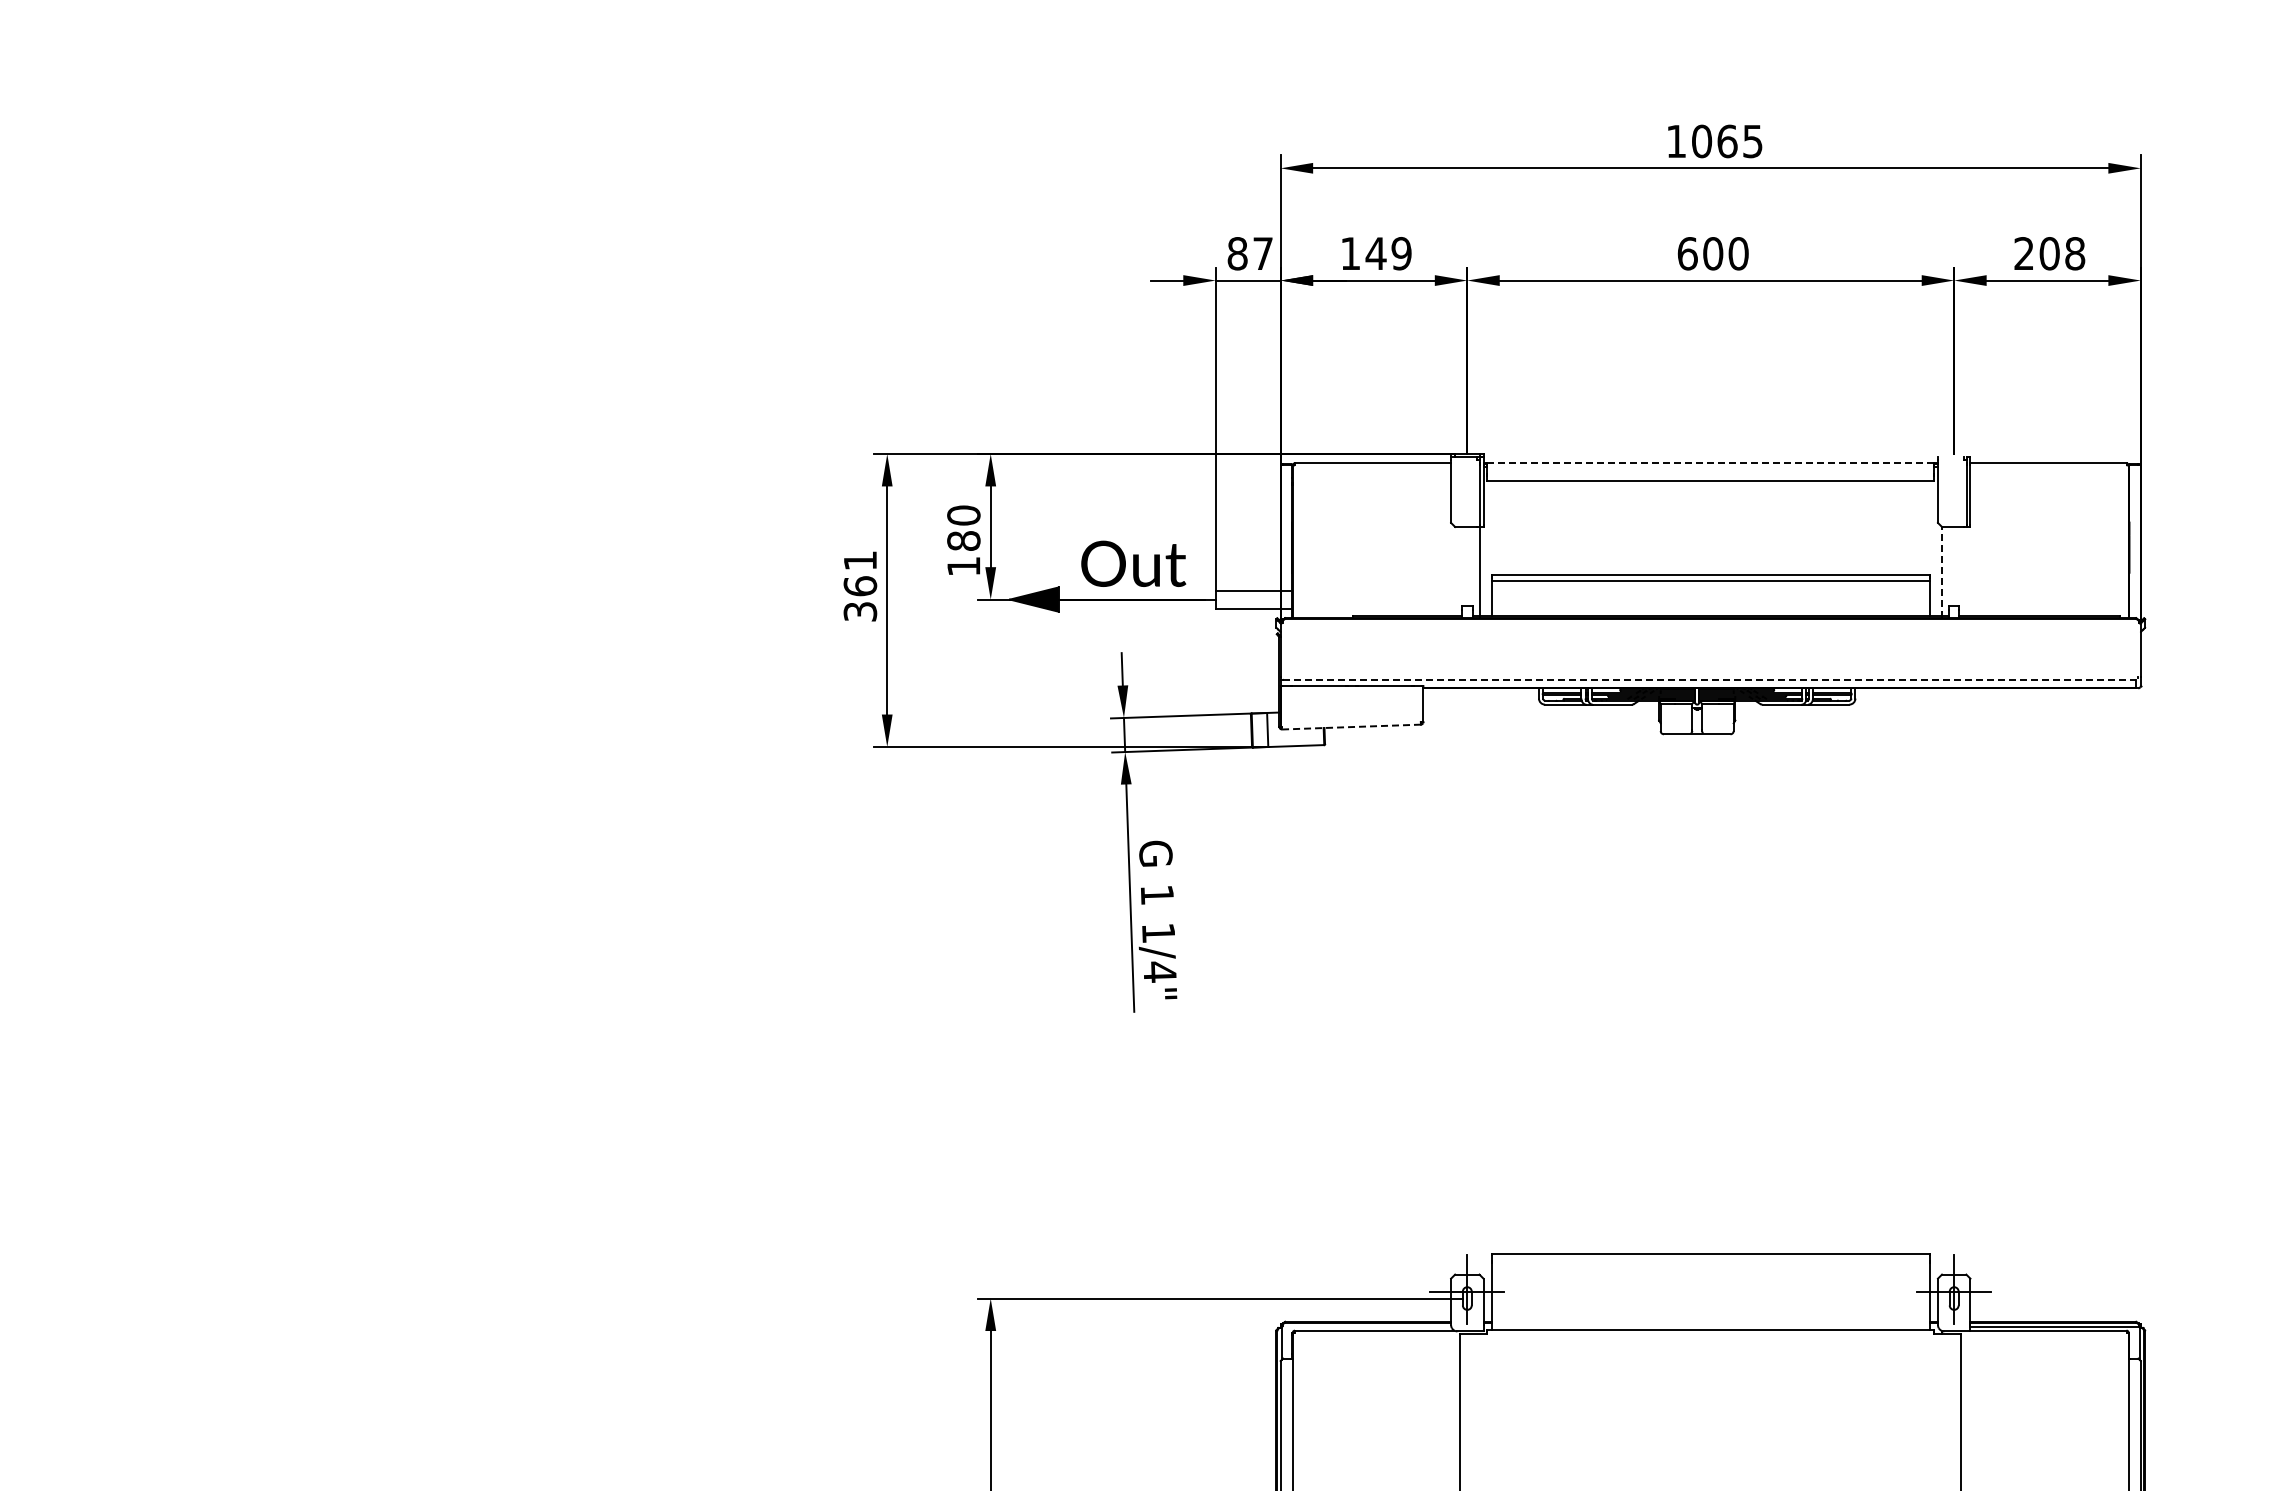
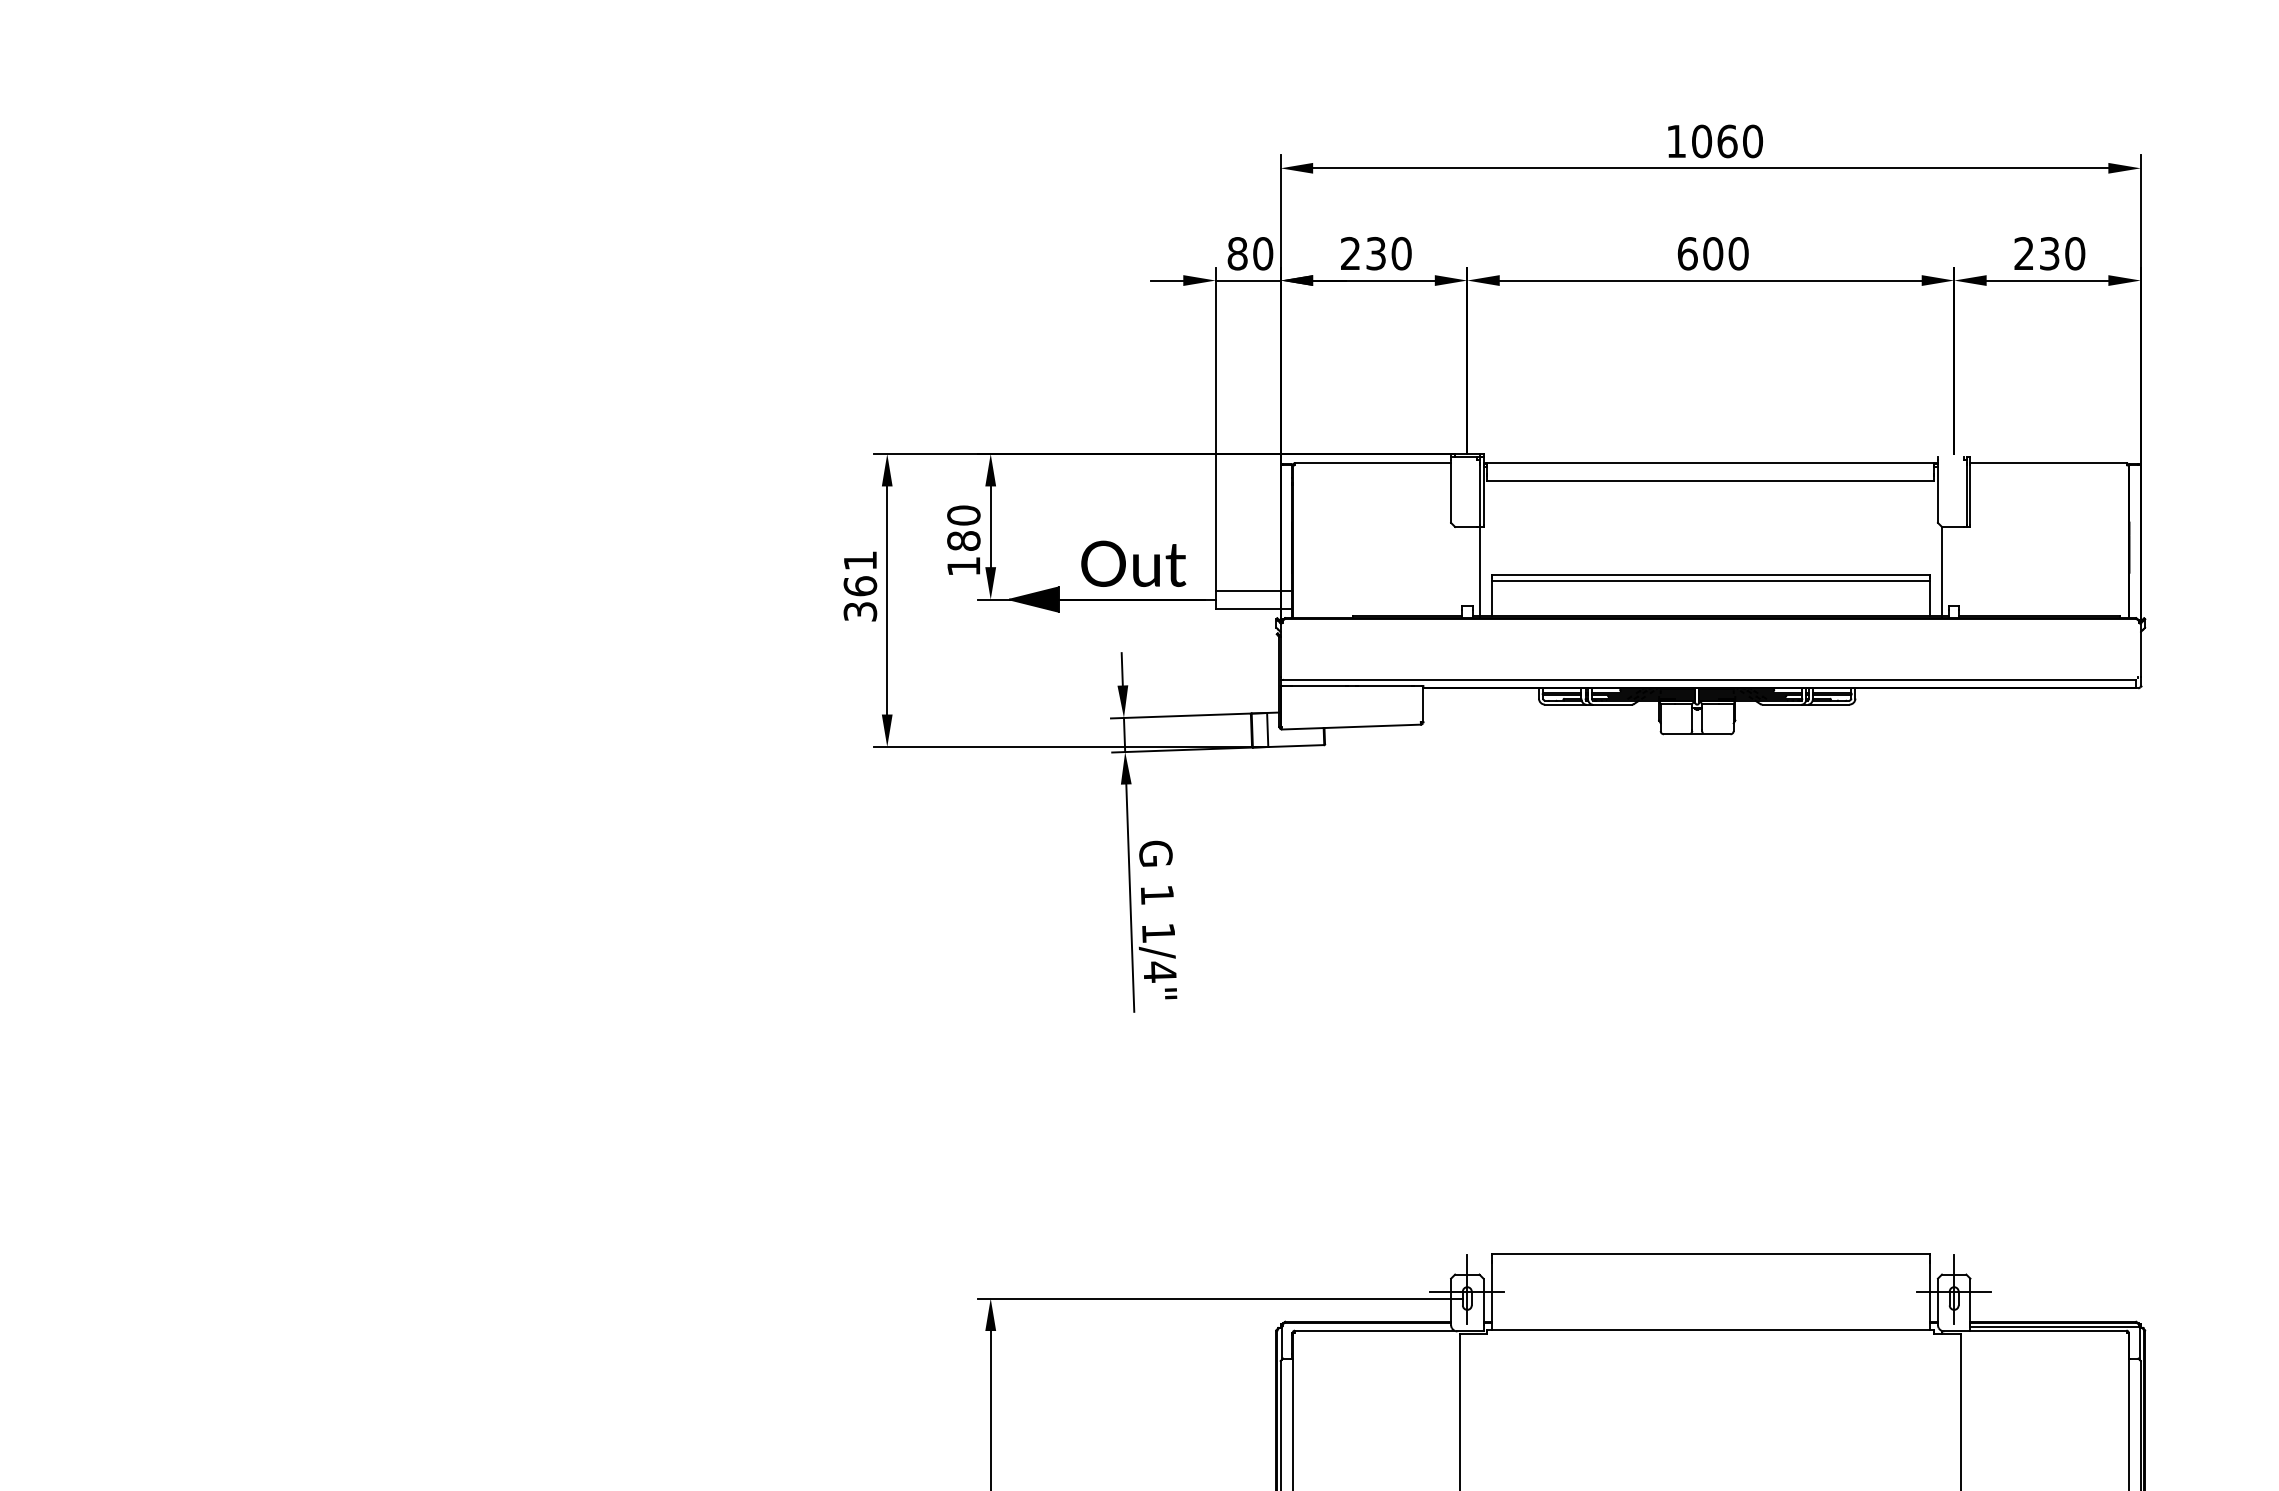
text: 1065 -> 1060 (1753, 141)
text: 87 -> 80 (1263, 253)
text: 149 -> 230 (1376, 253)
text: 208 -> 230 (2062, 253)
line: dashed -> solid (1710, 462)
line: dashed -> solid (1942, 572)
line: dashed -> solid (1710, 679)
line: dashed -> solid (1351, 727)
